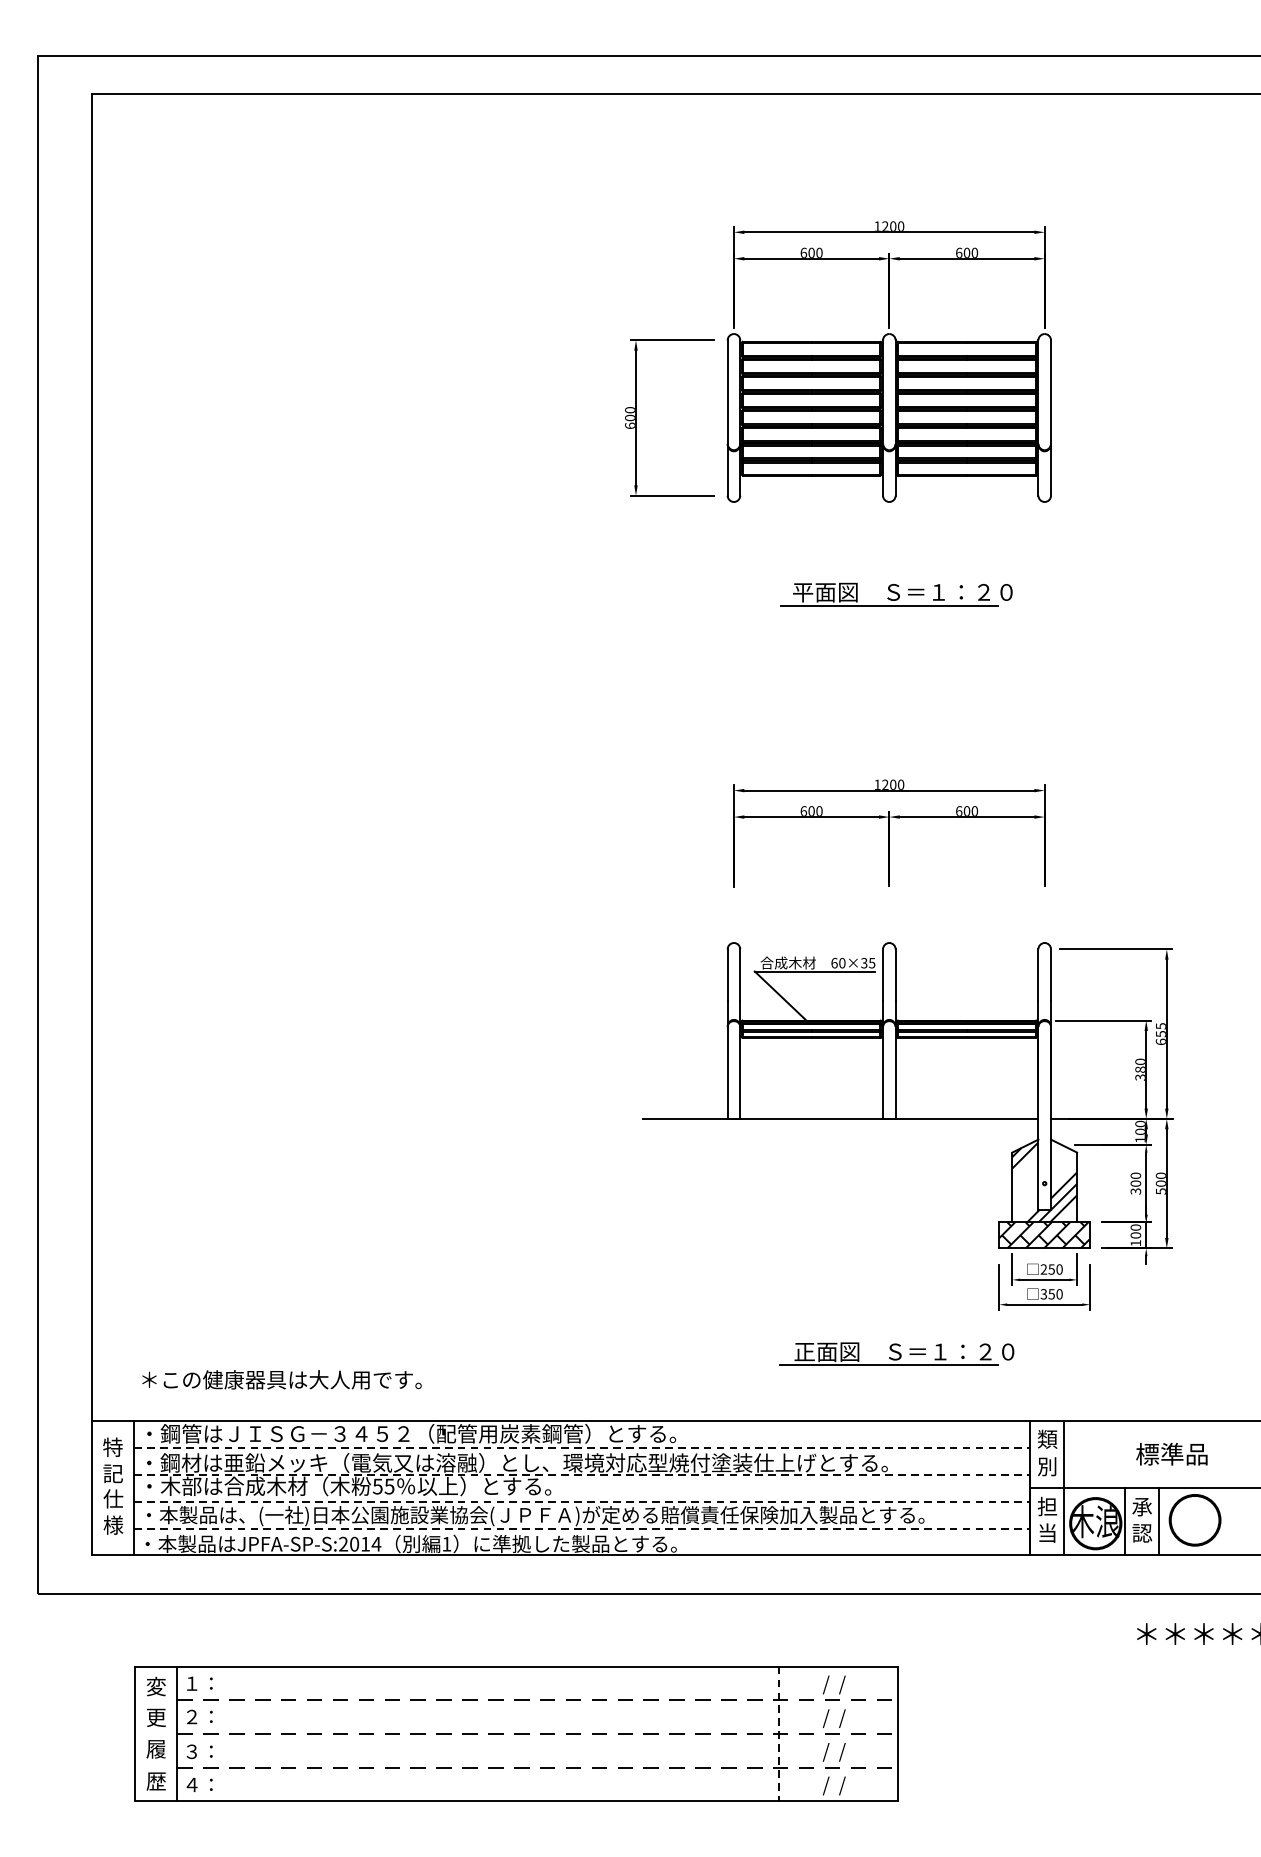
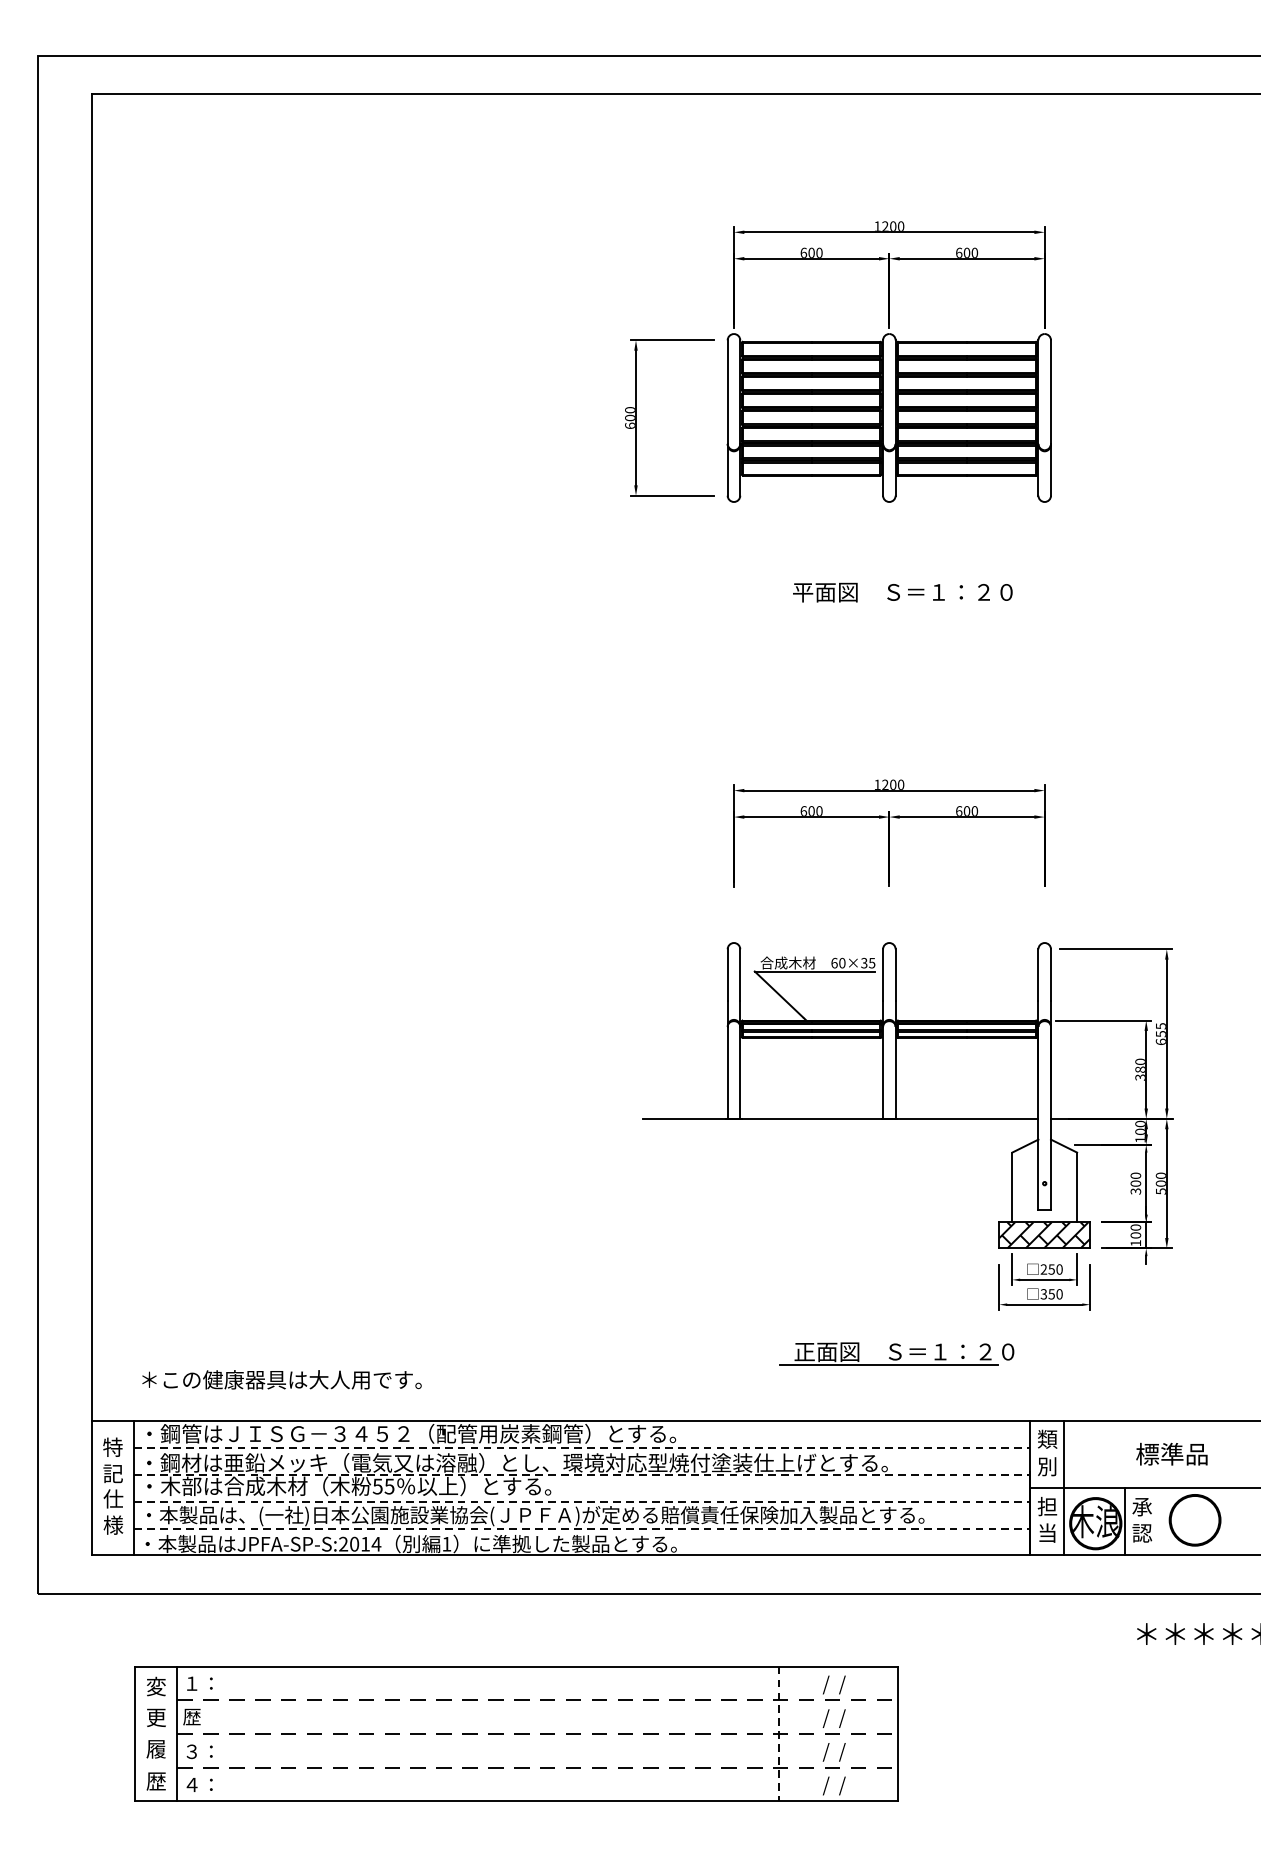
line: present -> none (889, 605)
hatch: present -> none (1044, 1182)
line: present -> none (1158, 1521)
text: ２： -> 歴 (197, 1716)
